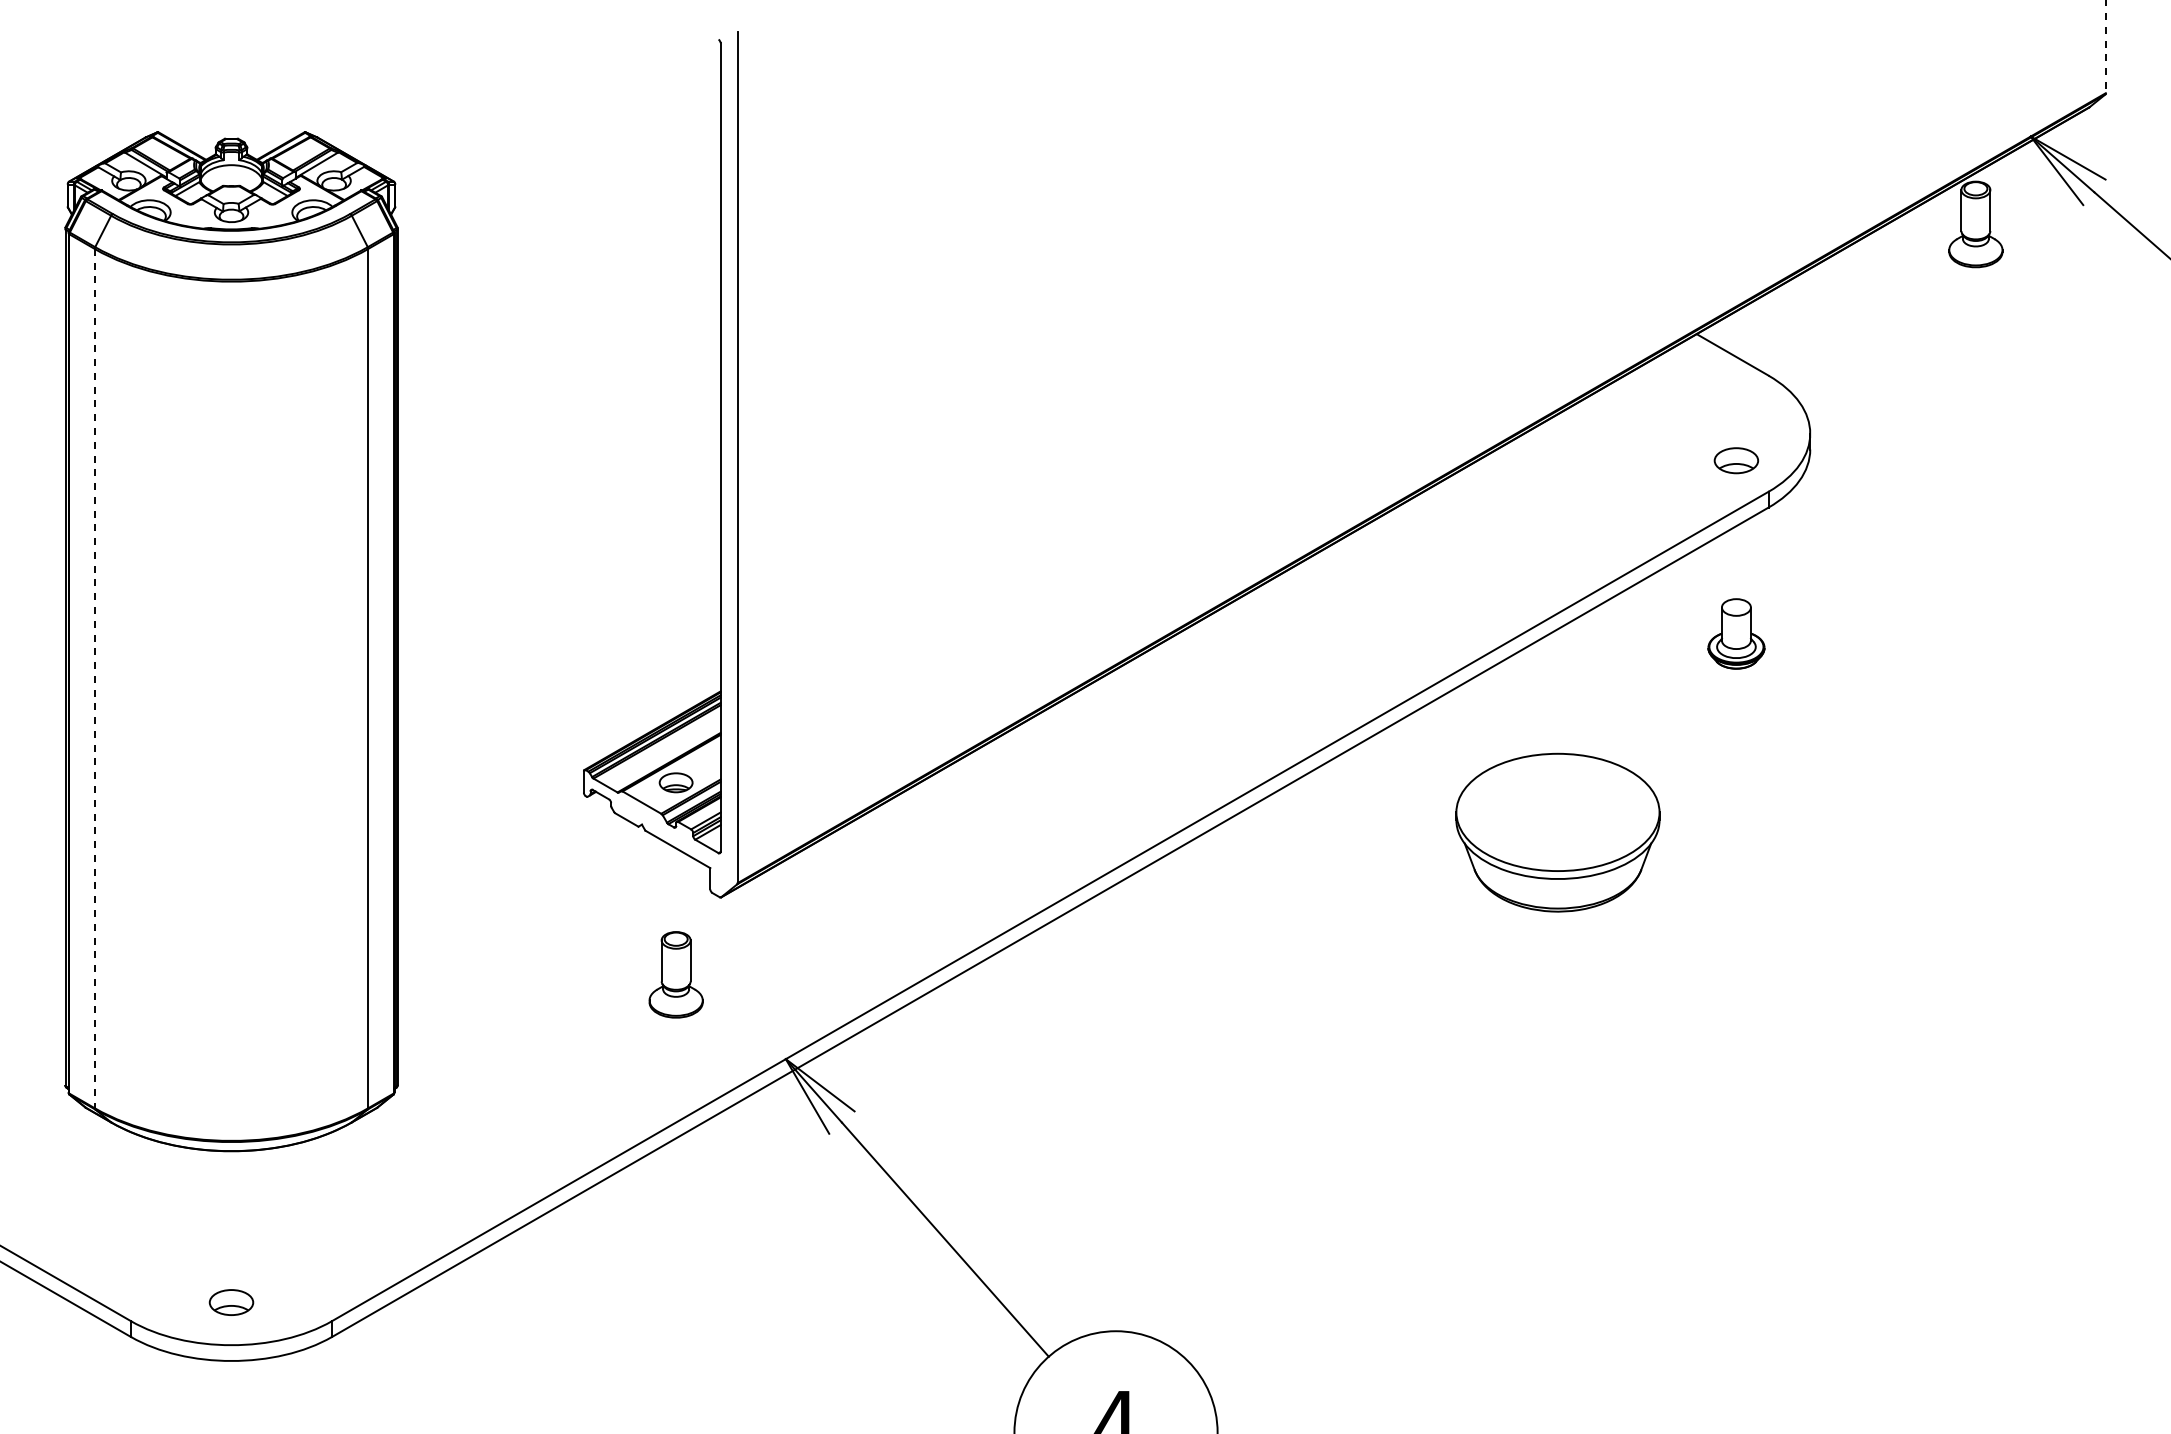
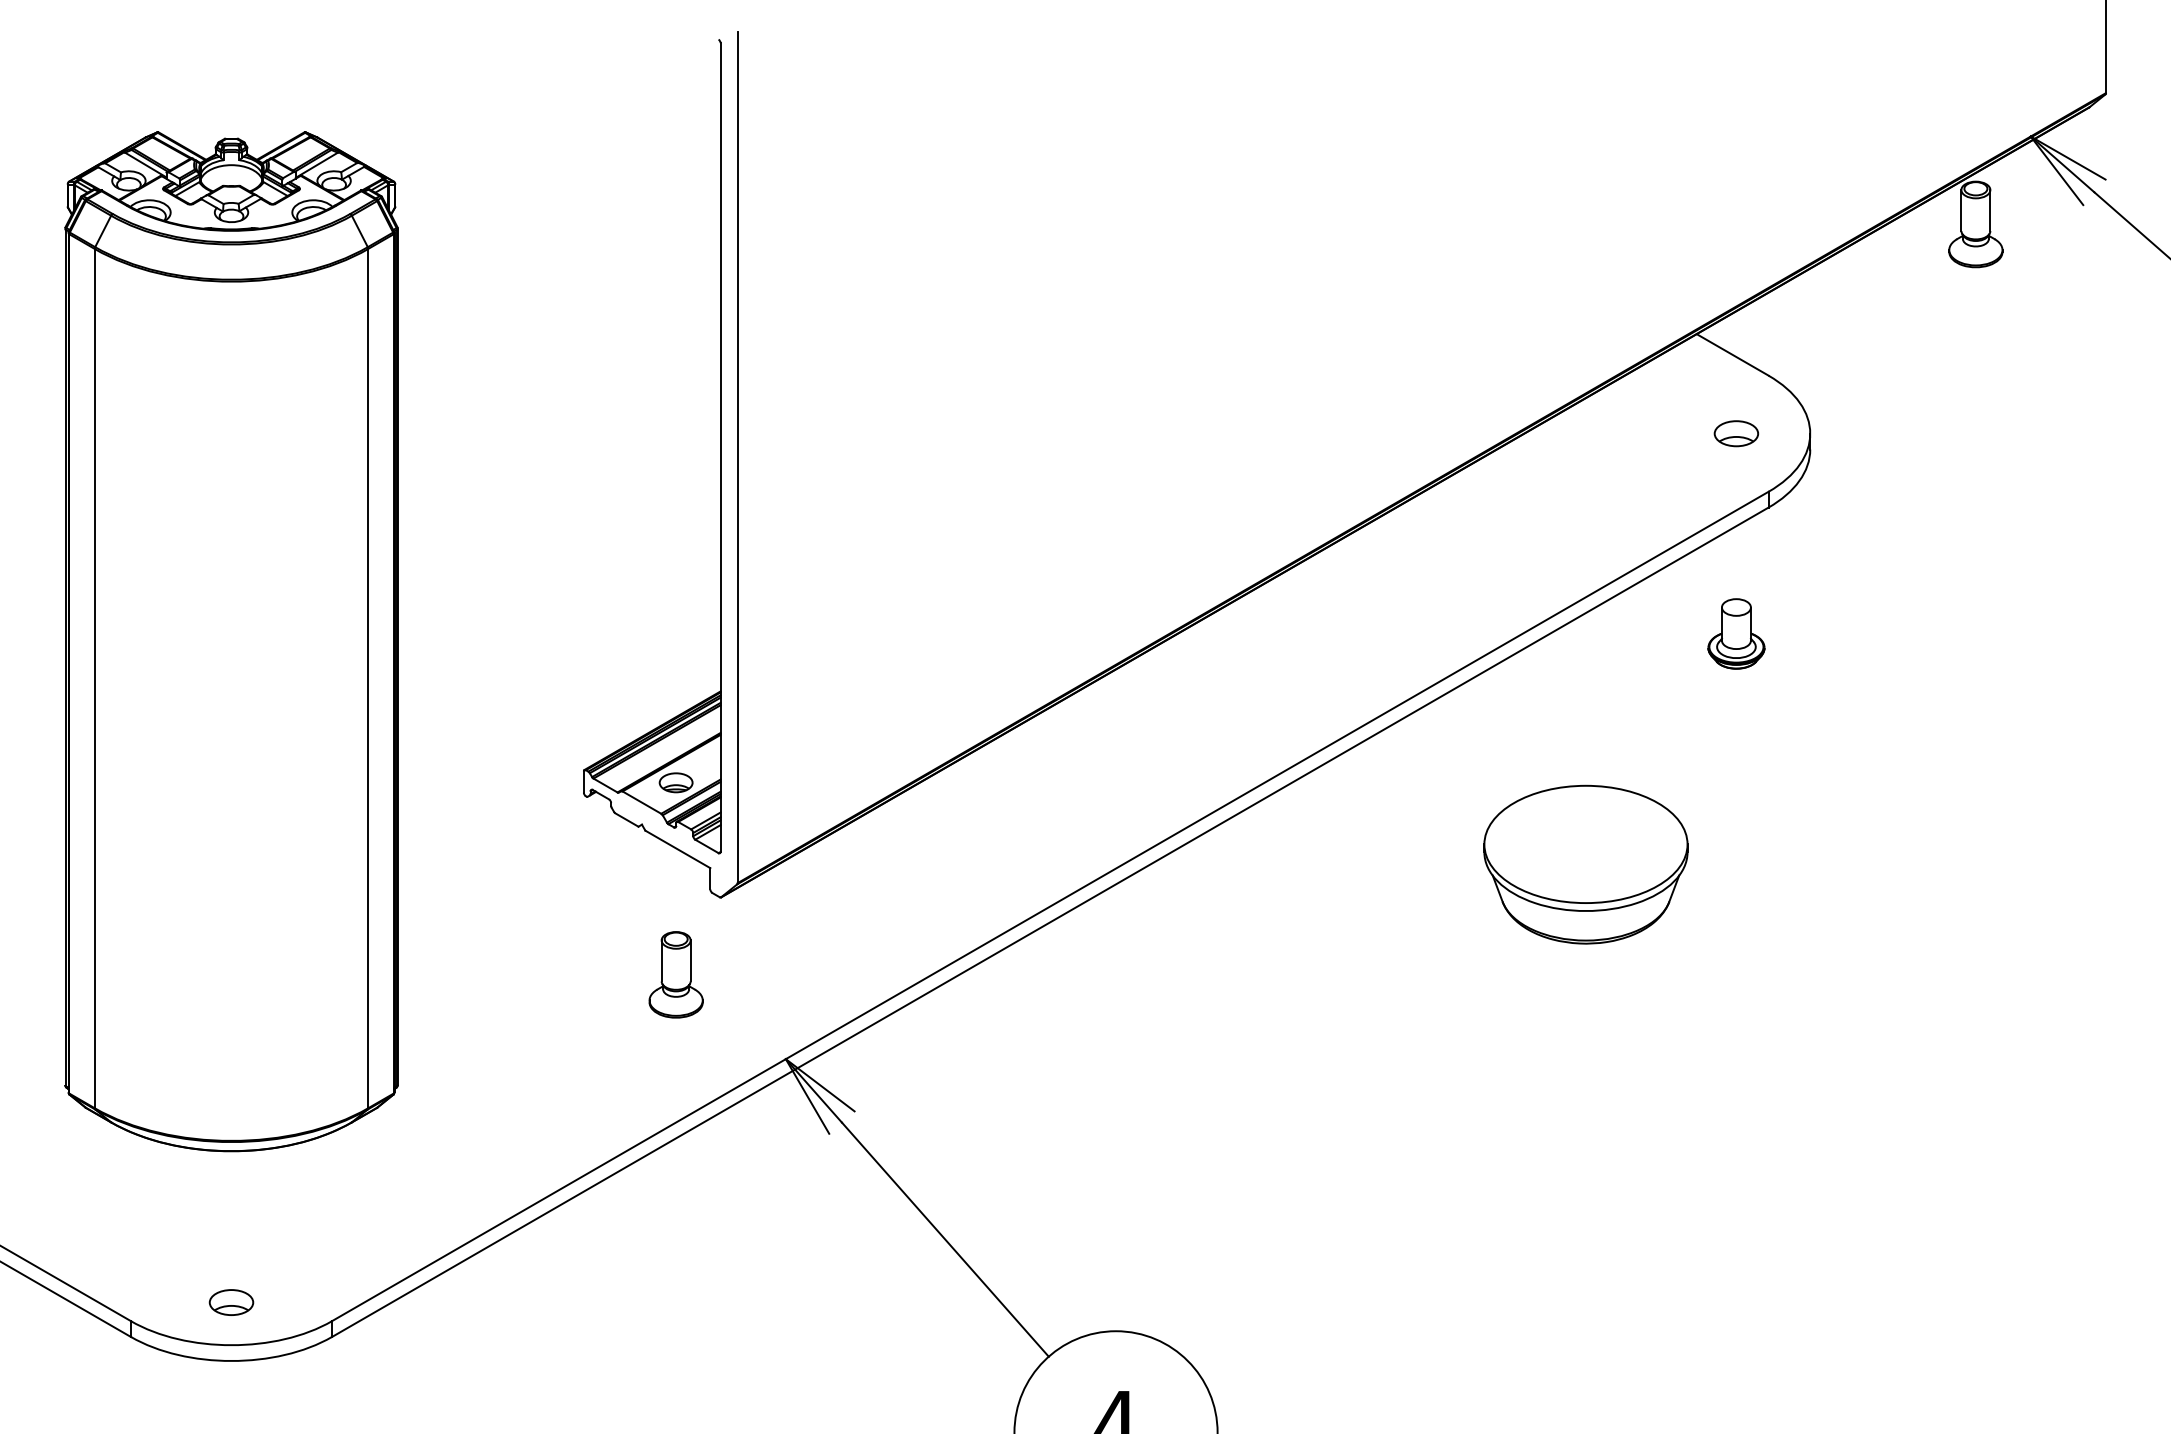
line: dashed -> solid (2105, 47)
part position: (1736, 460) -> (1736, 433) (1736, 433)
line: dashed -> solid (94, 678)
part position: (1557, 832) -> (1585, 864) (1585, 864)
